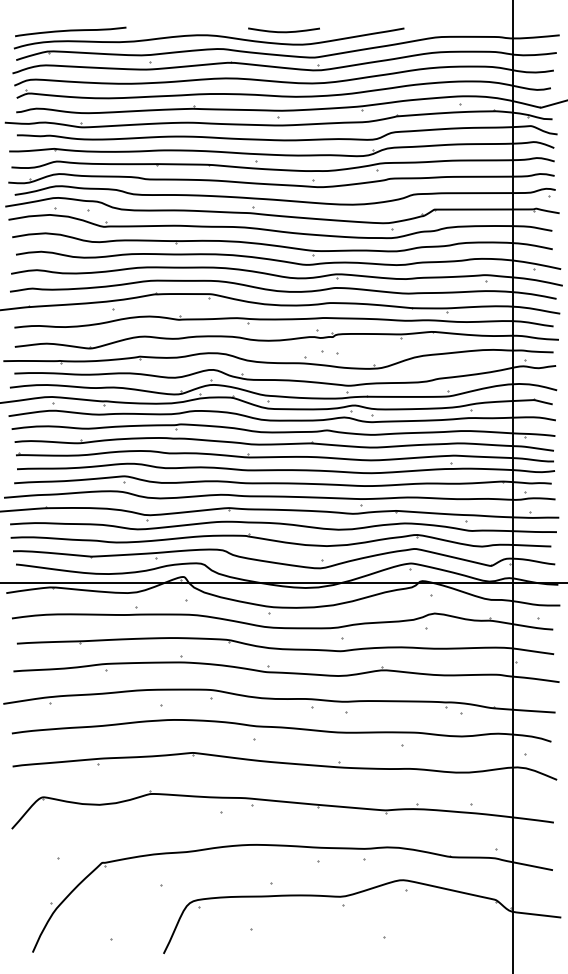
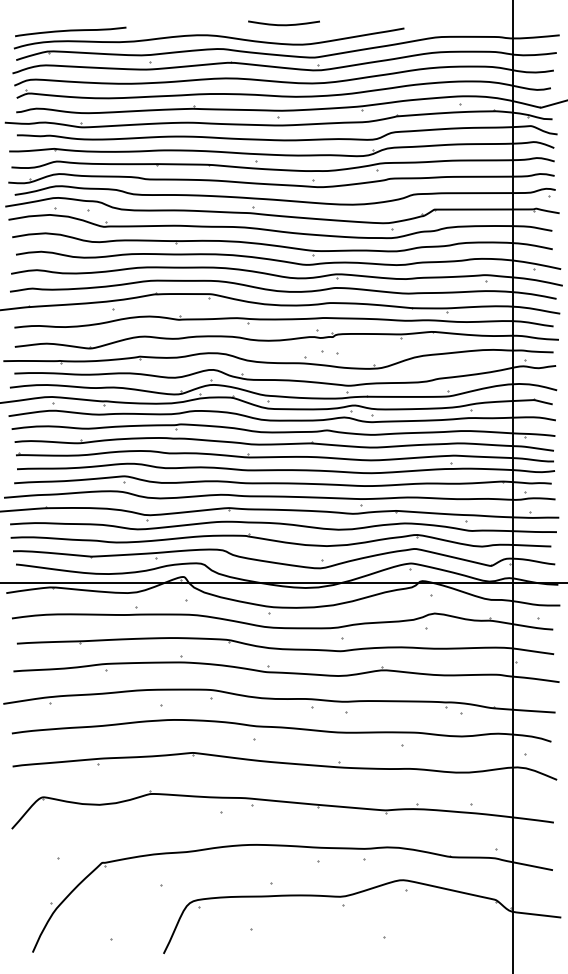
curve position: (283, 31) -> (283, 24) (283, 24)
